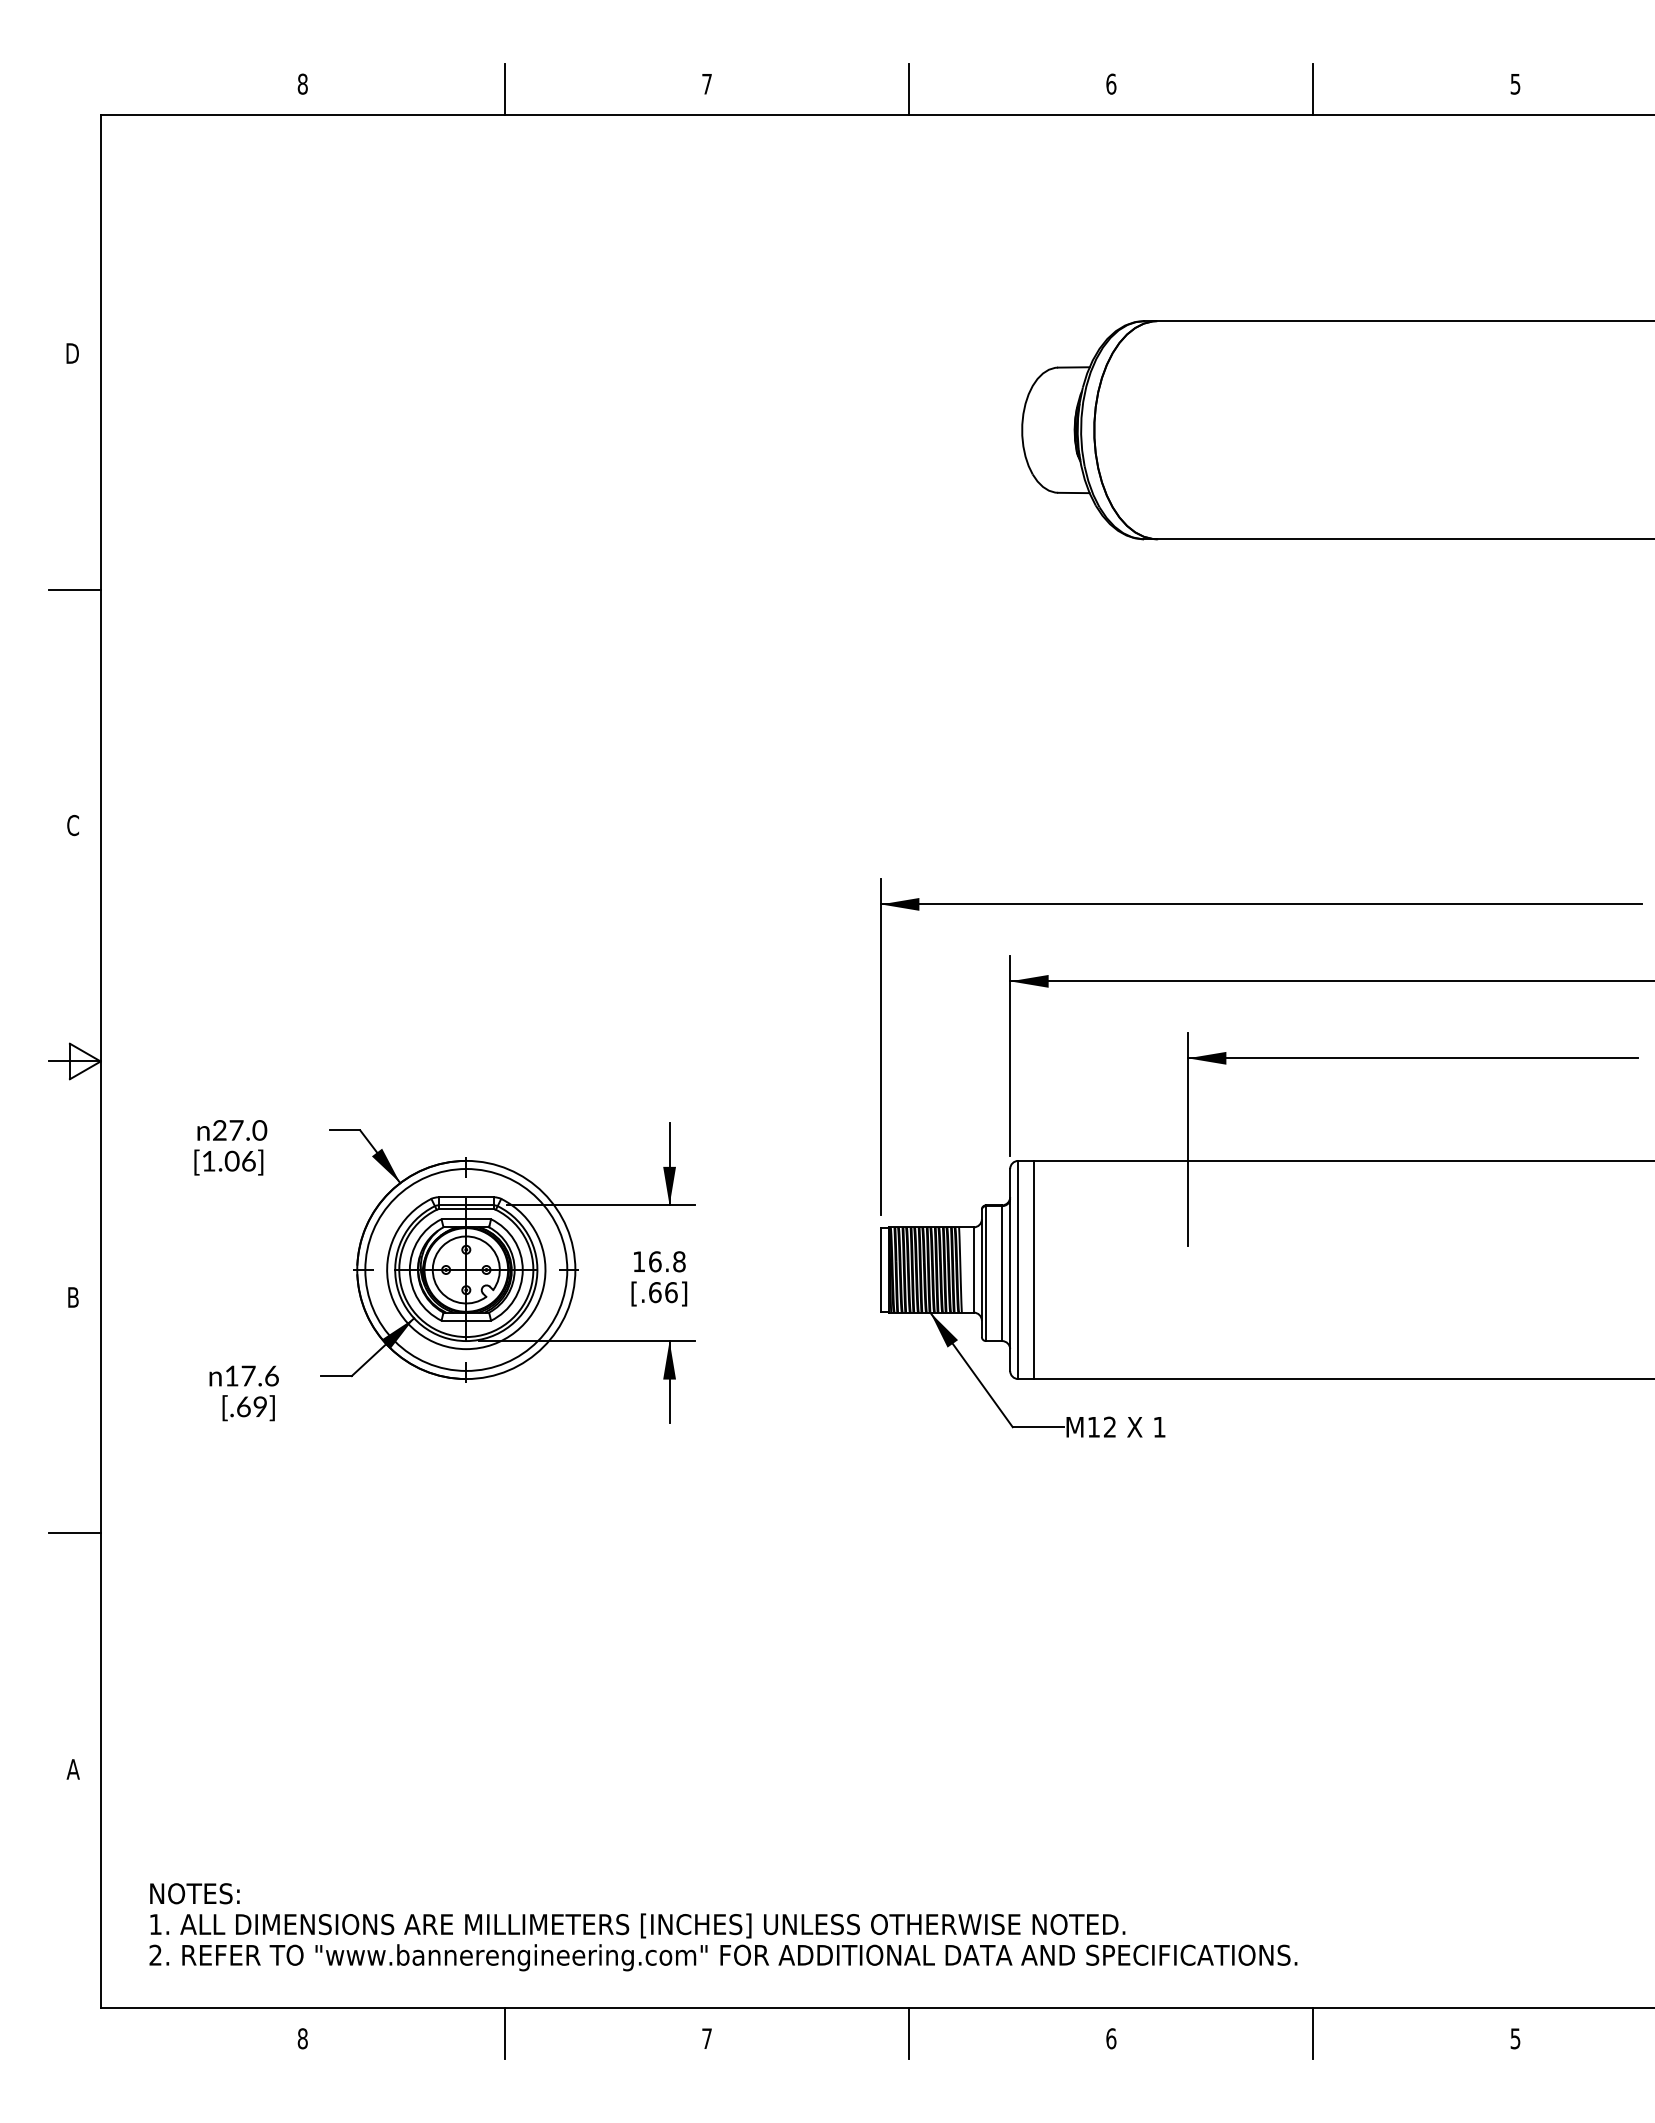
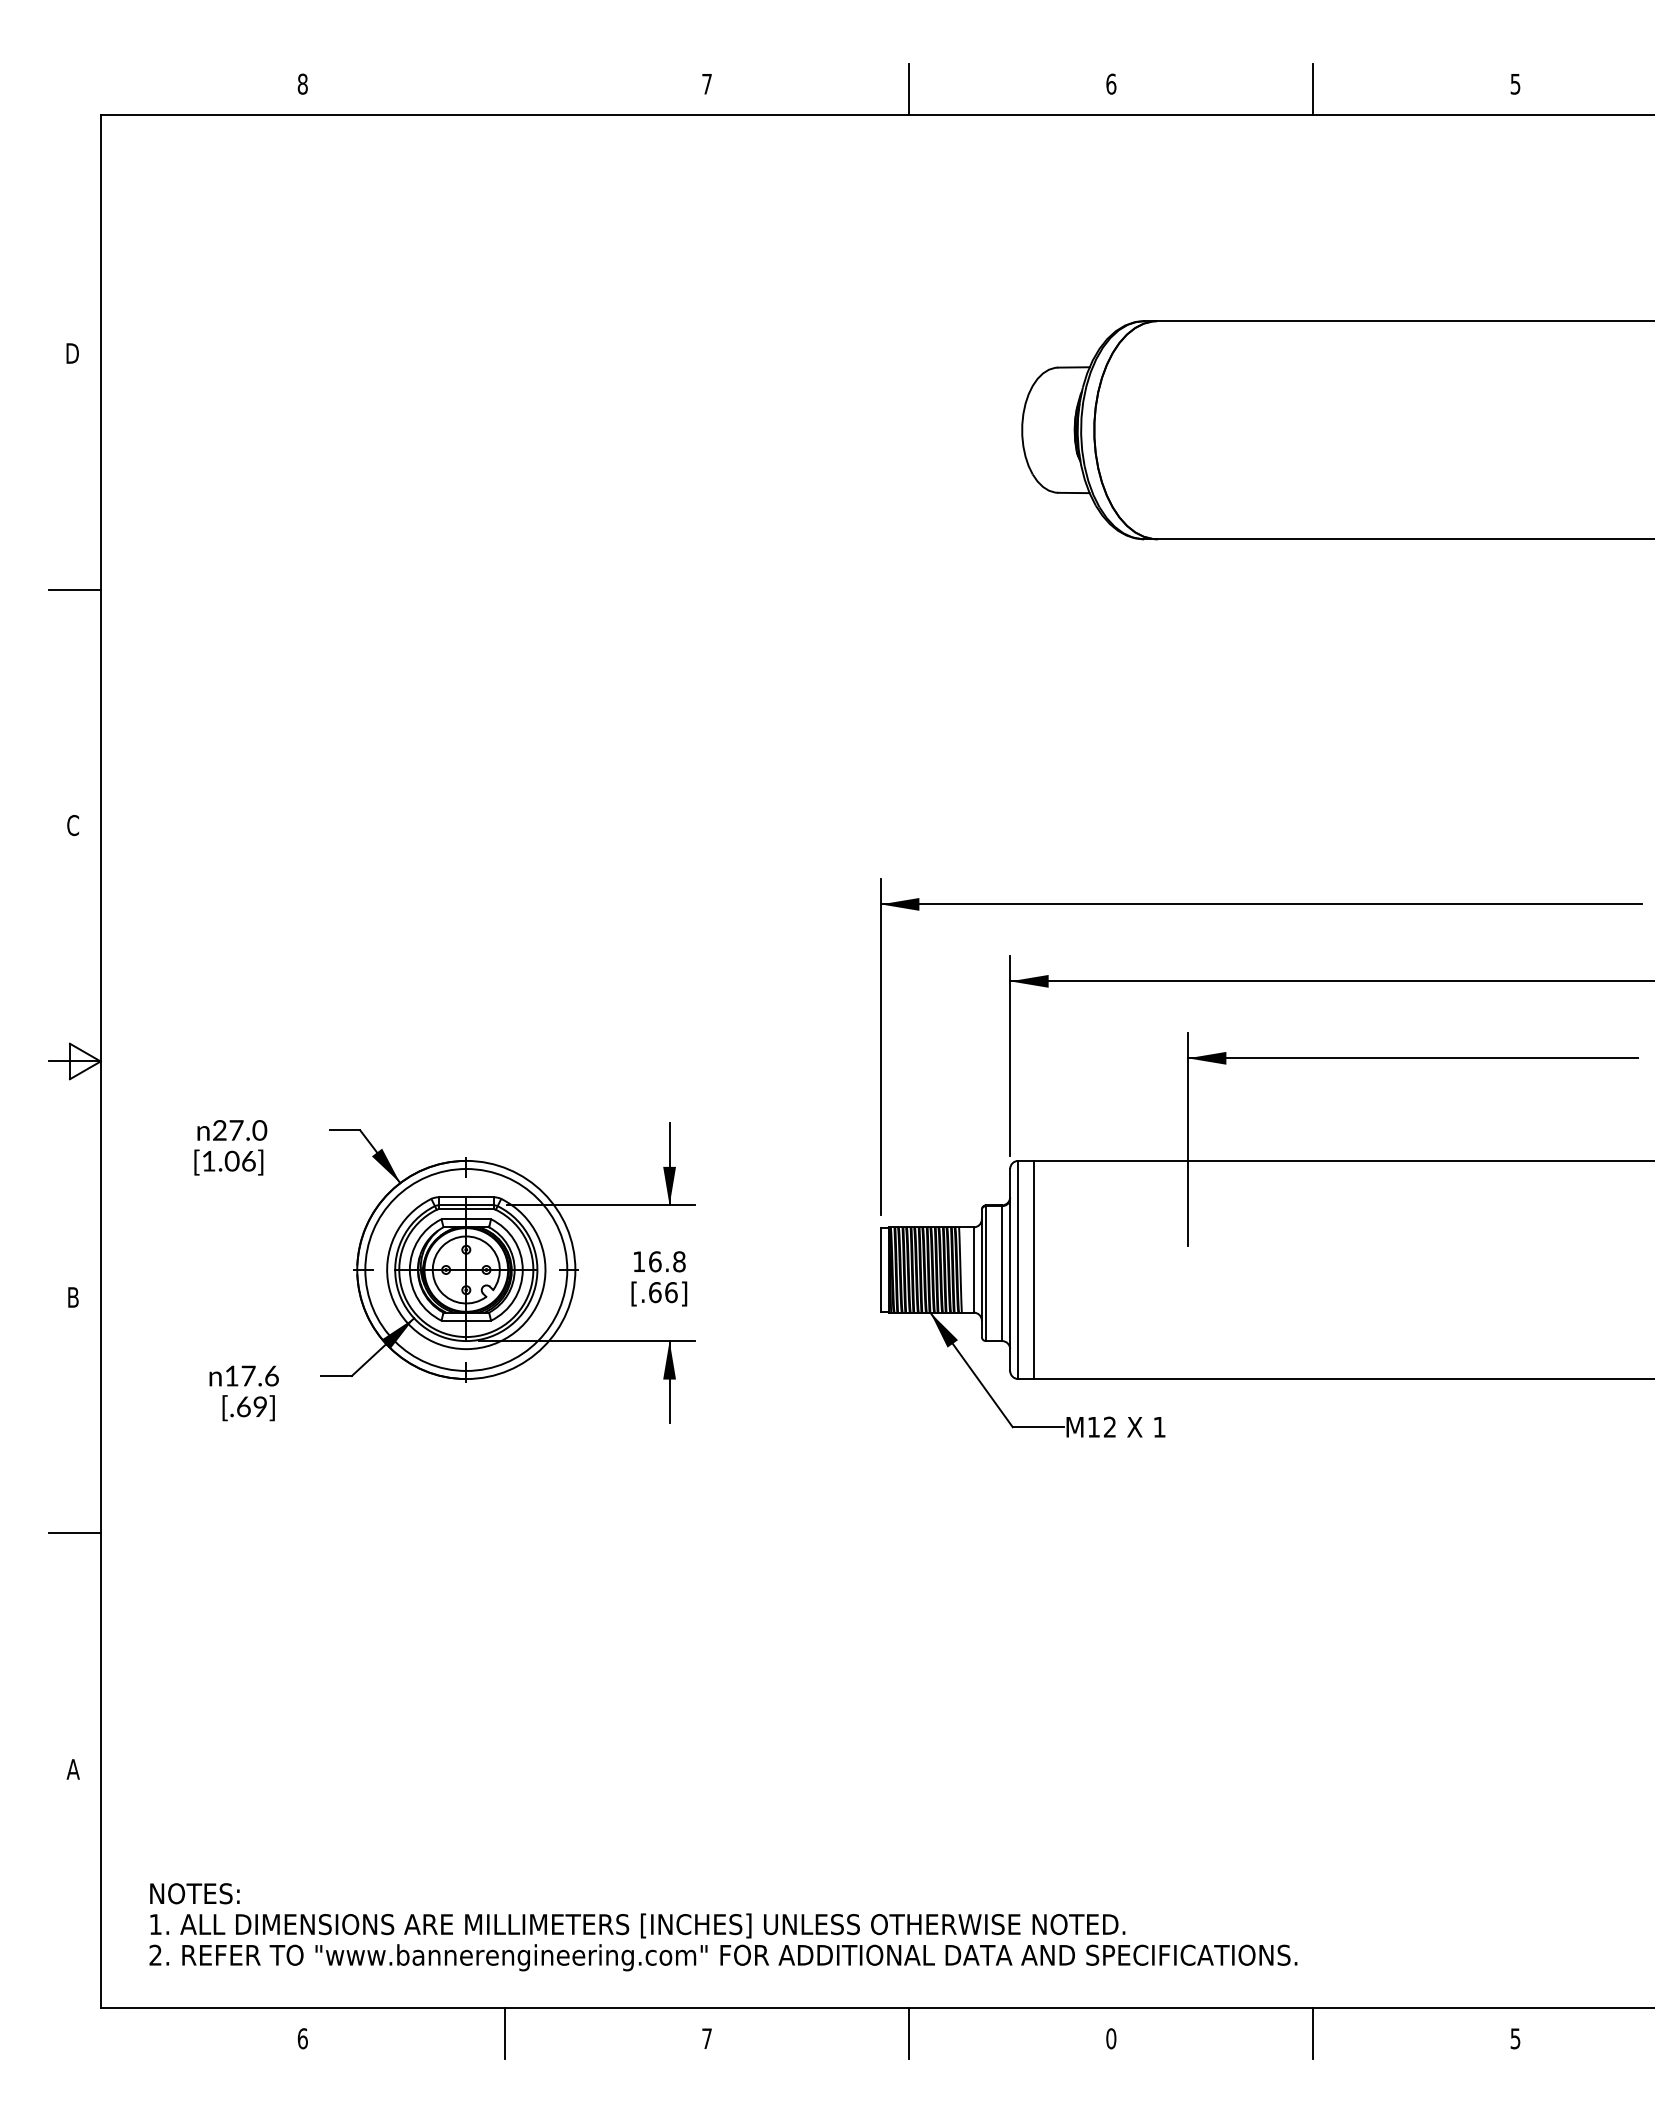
line: present -> none (504, 88)
text: 8 -> 6 (302, 2038)
text: 6 -> 0 (1111, 2038)
